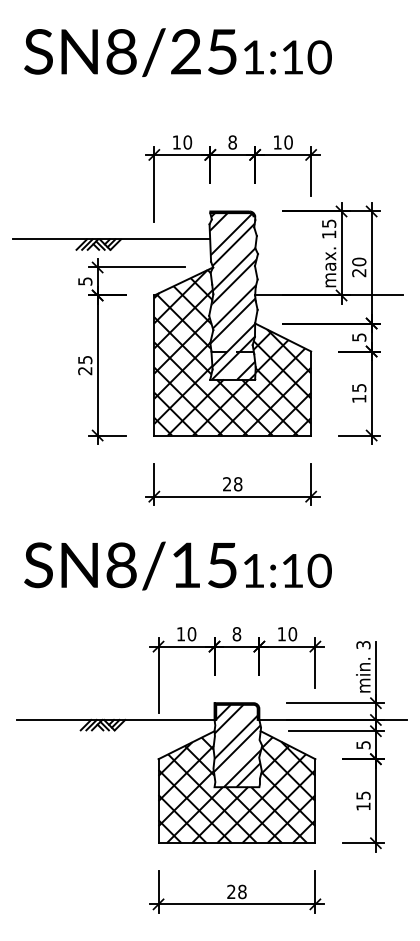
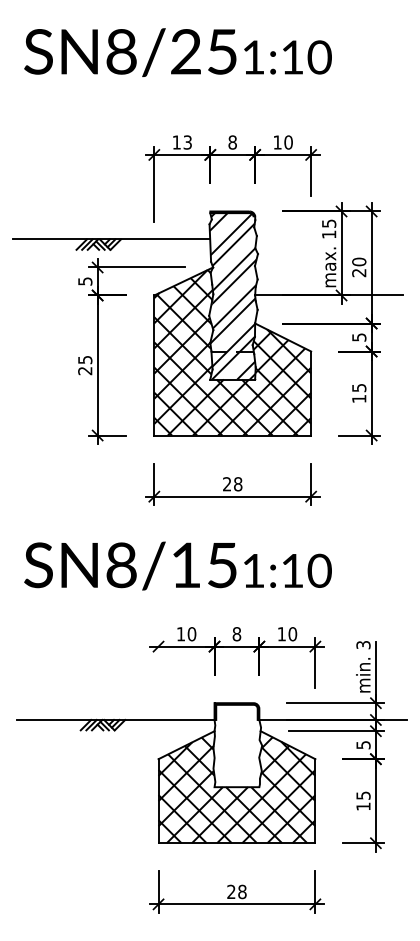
text: 10 -> 13 (187, 142)
line: present -> none (158, 675)
hatch: present -> none (237, 745)
